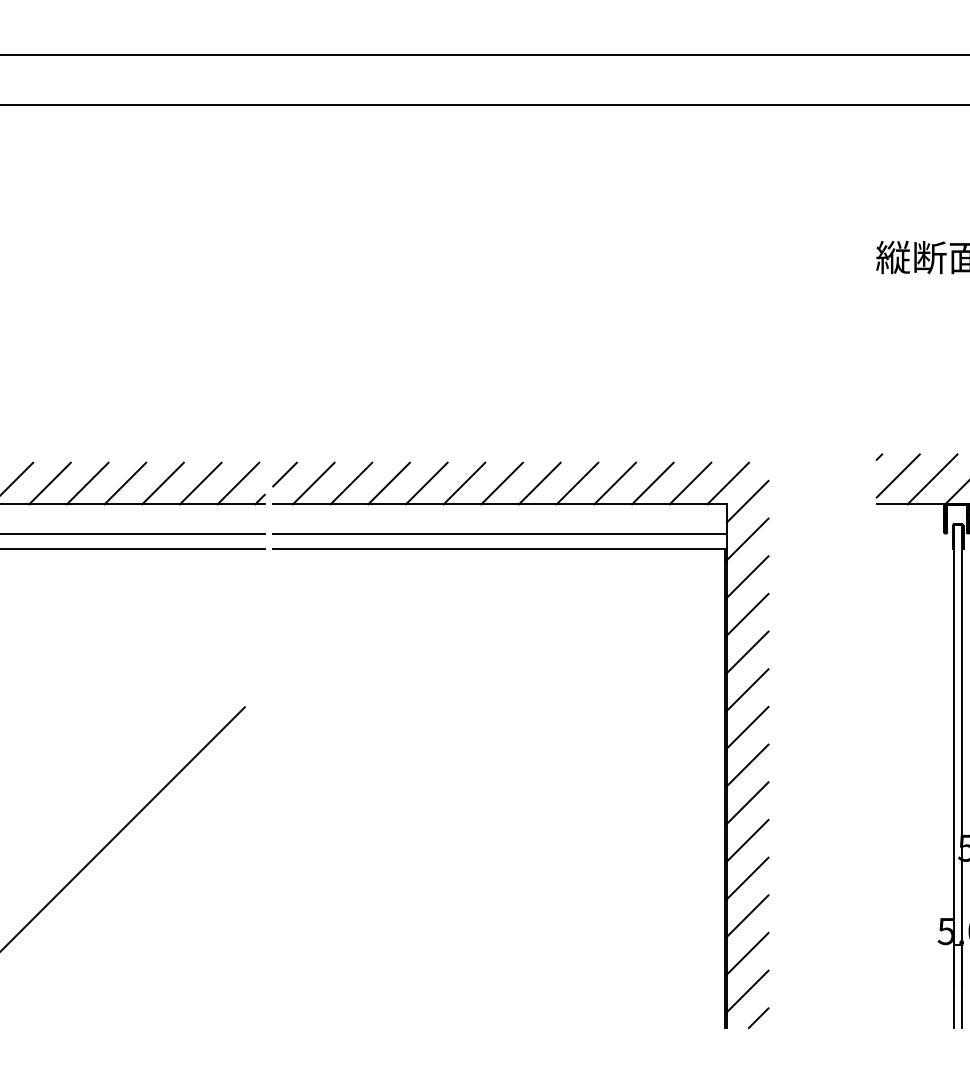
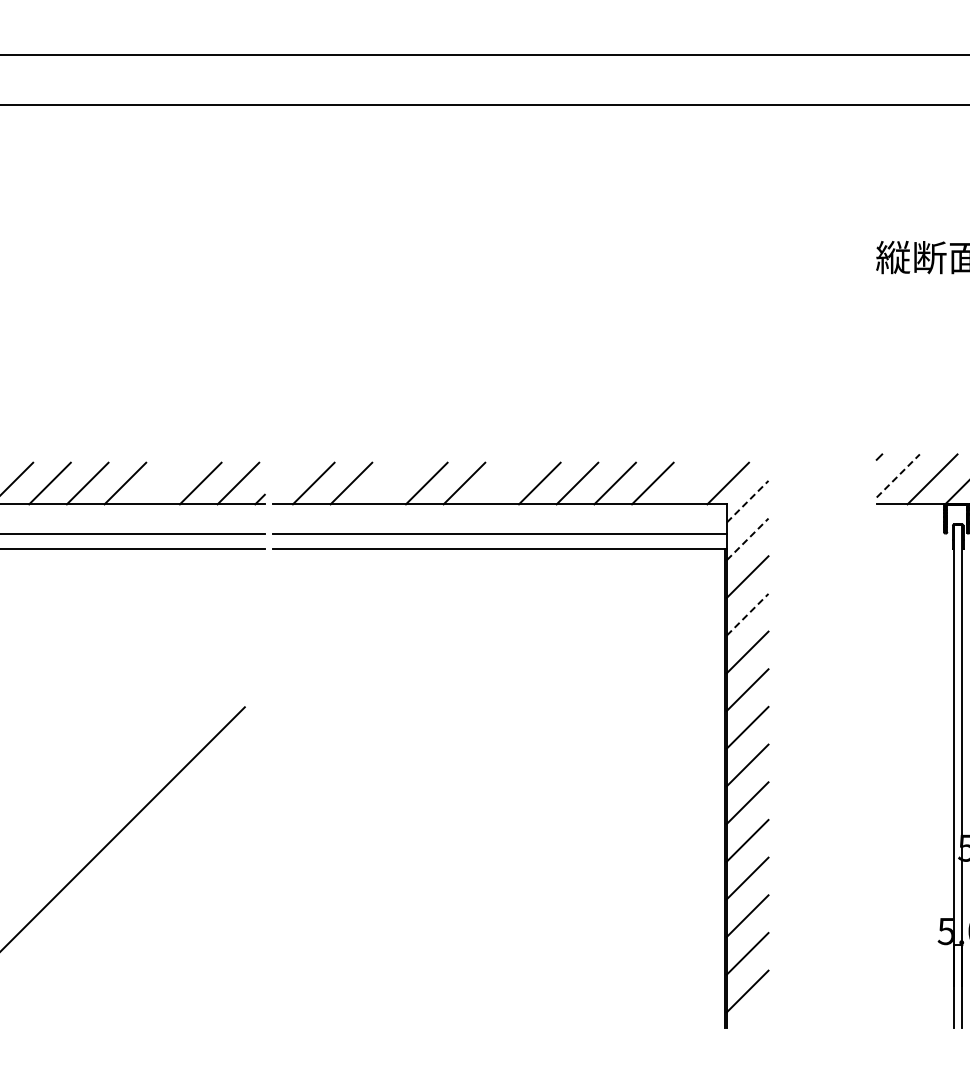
line: present -> none (284, 474)
line: solid -> dashed (898, 475)
line: present -> none (162, 483)
line: present -> none (388, 483)
line: present -> none (501, 483)
line: present -> none (690, 483)
line: solid -> dashed (748, 501)
line: solid -> dashed (748, 539)
line: solid -> dashed (748, 614)
line: present -> none (758, 1017)
